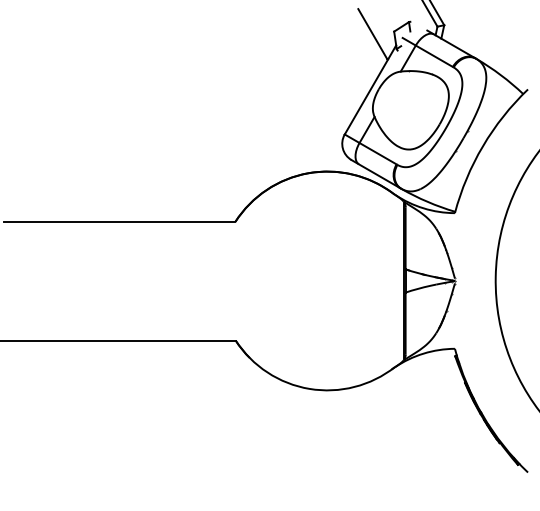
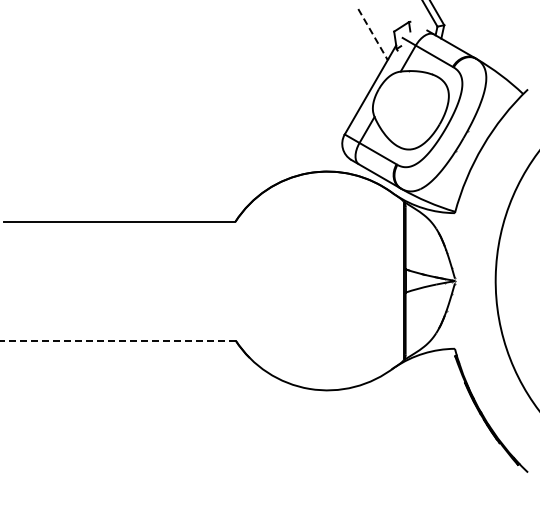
line: solid -> dashed (372, 34)
line: solid -> dashed (117, 340)
